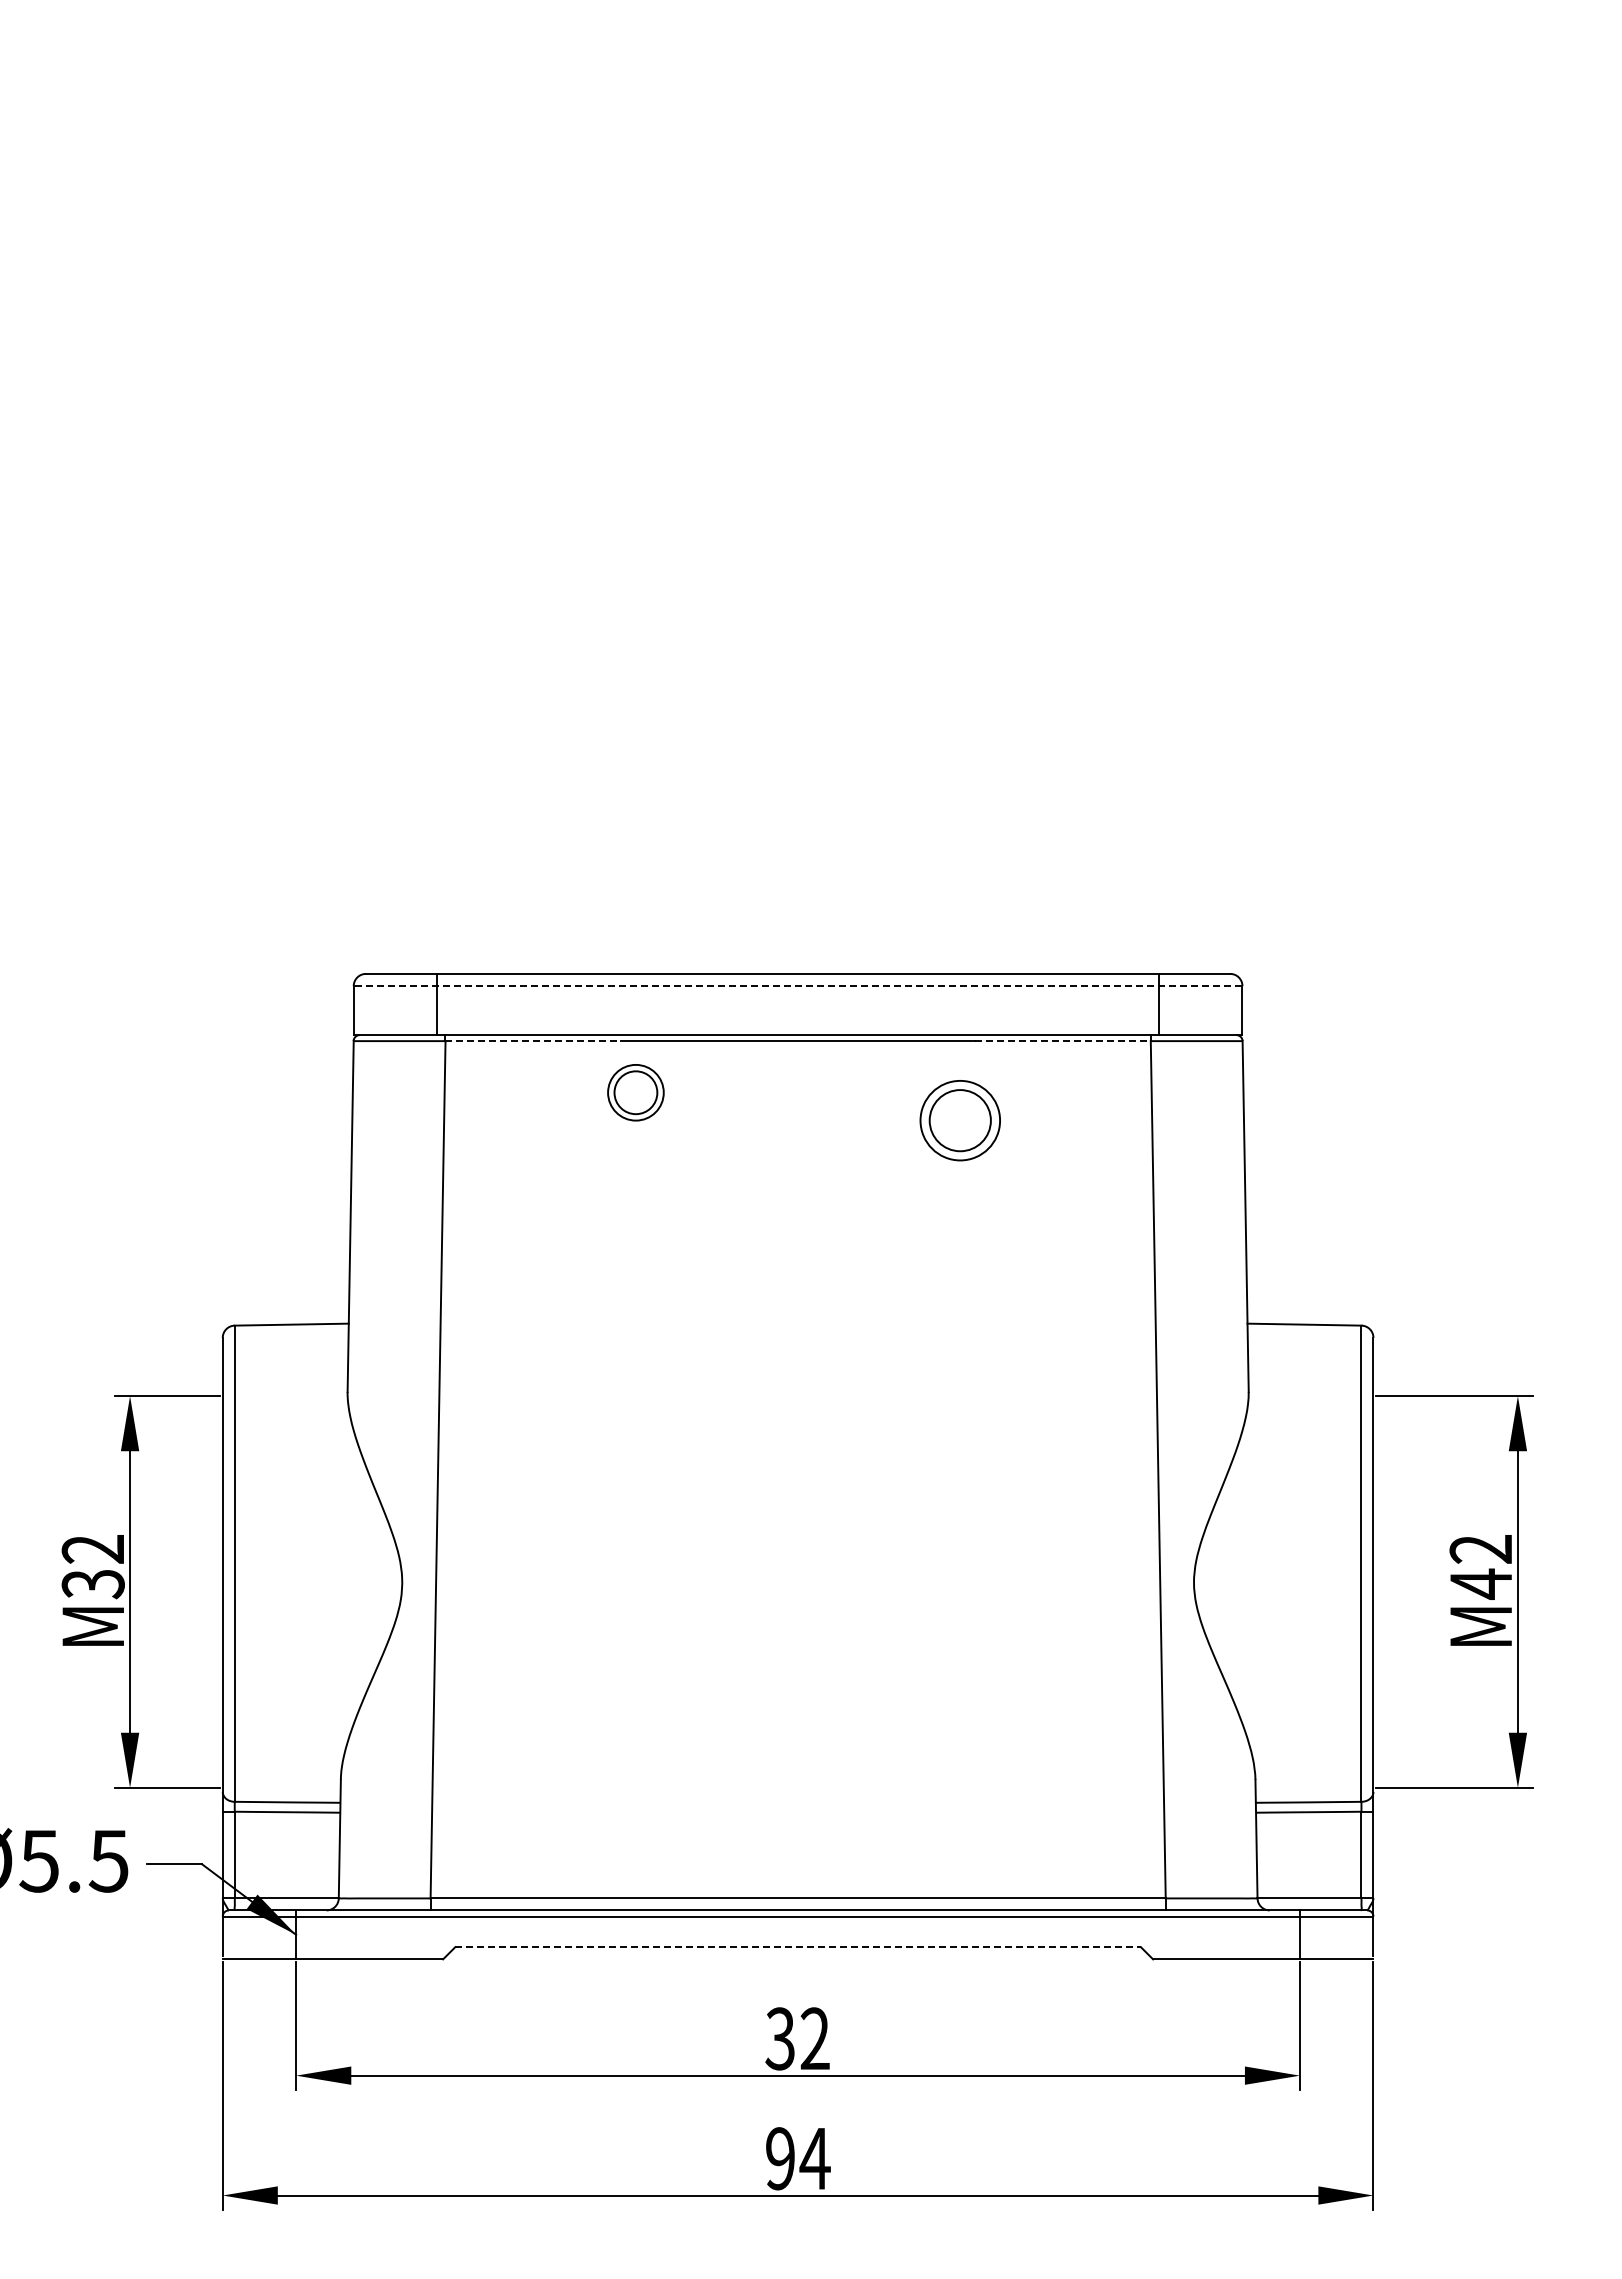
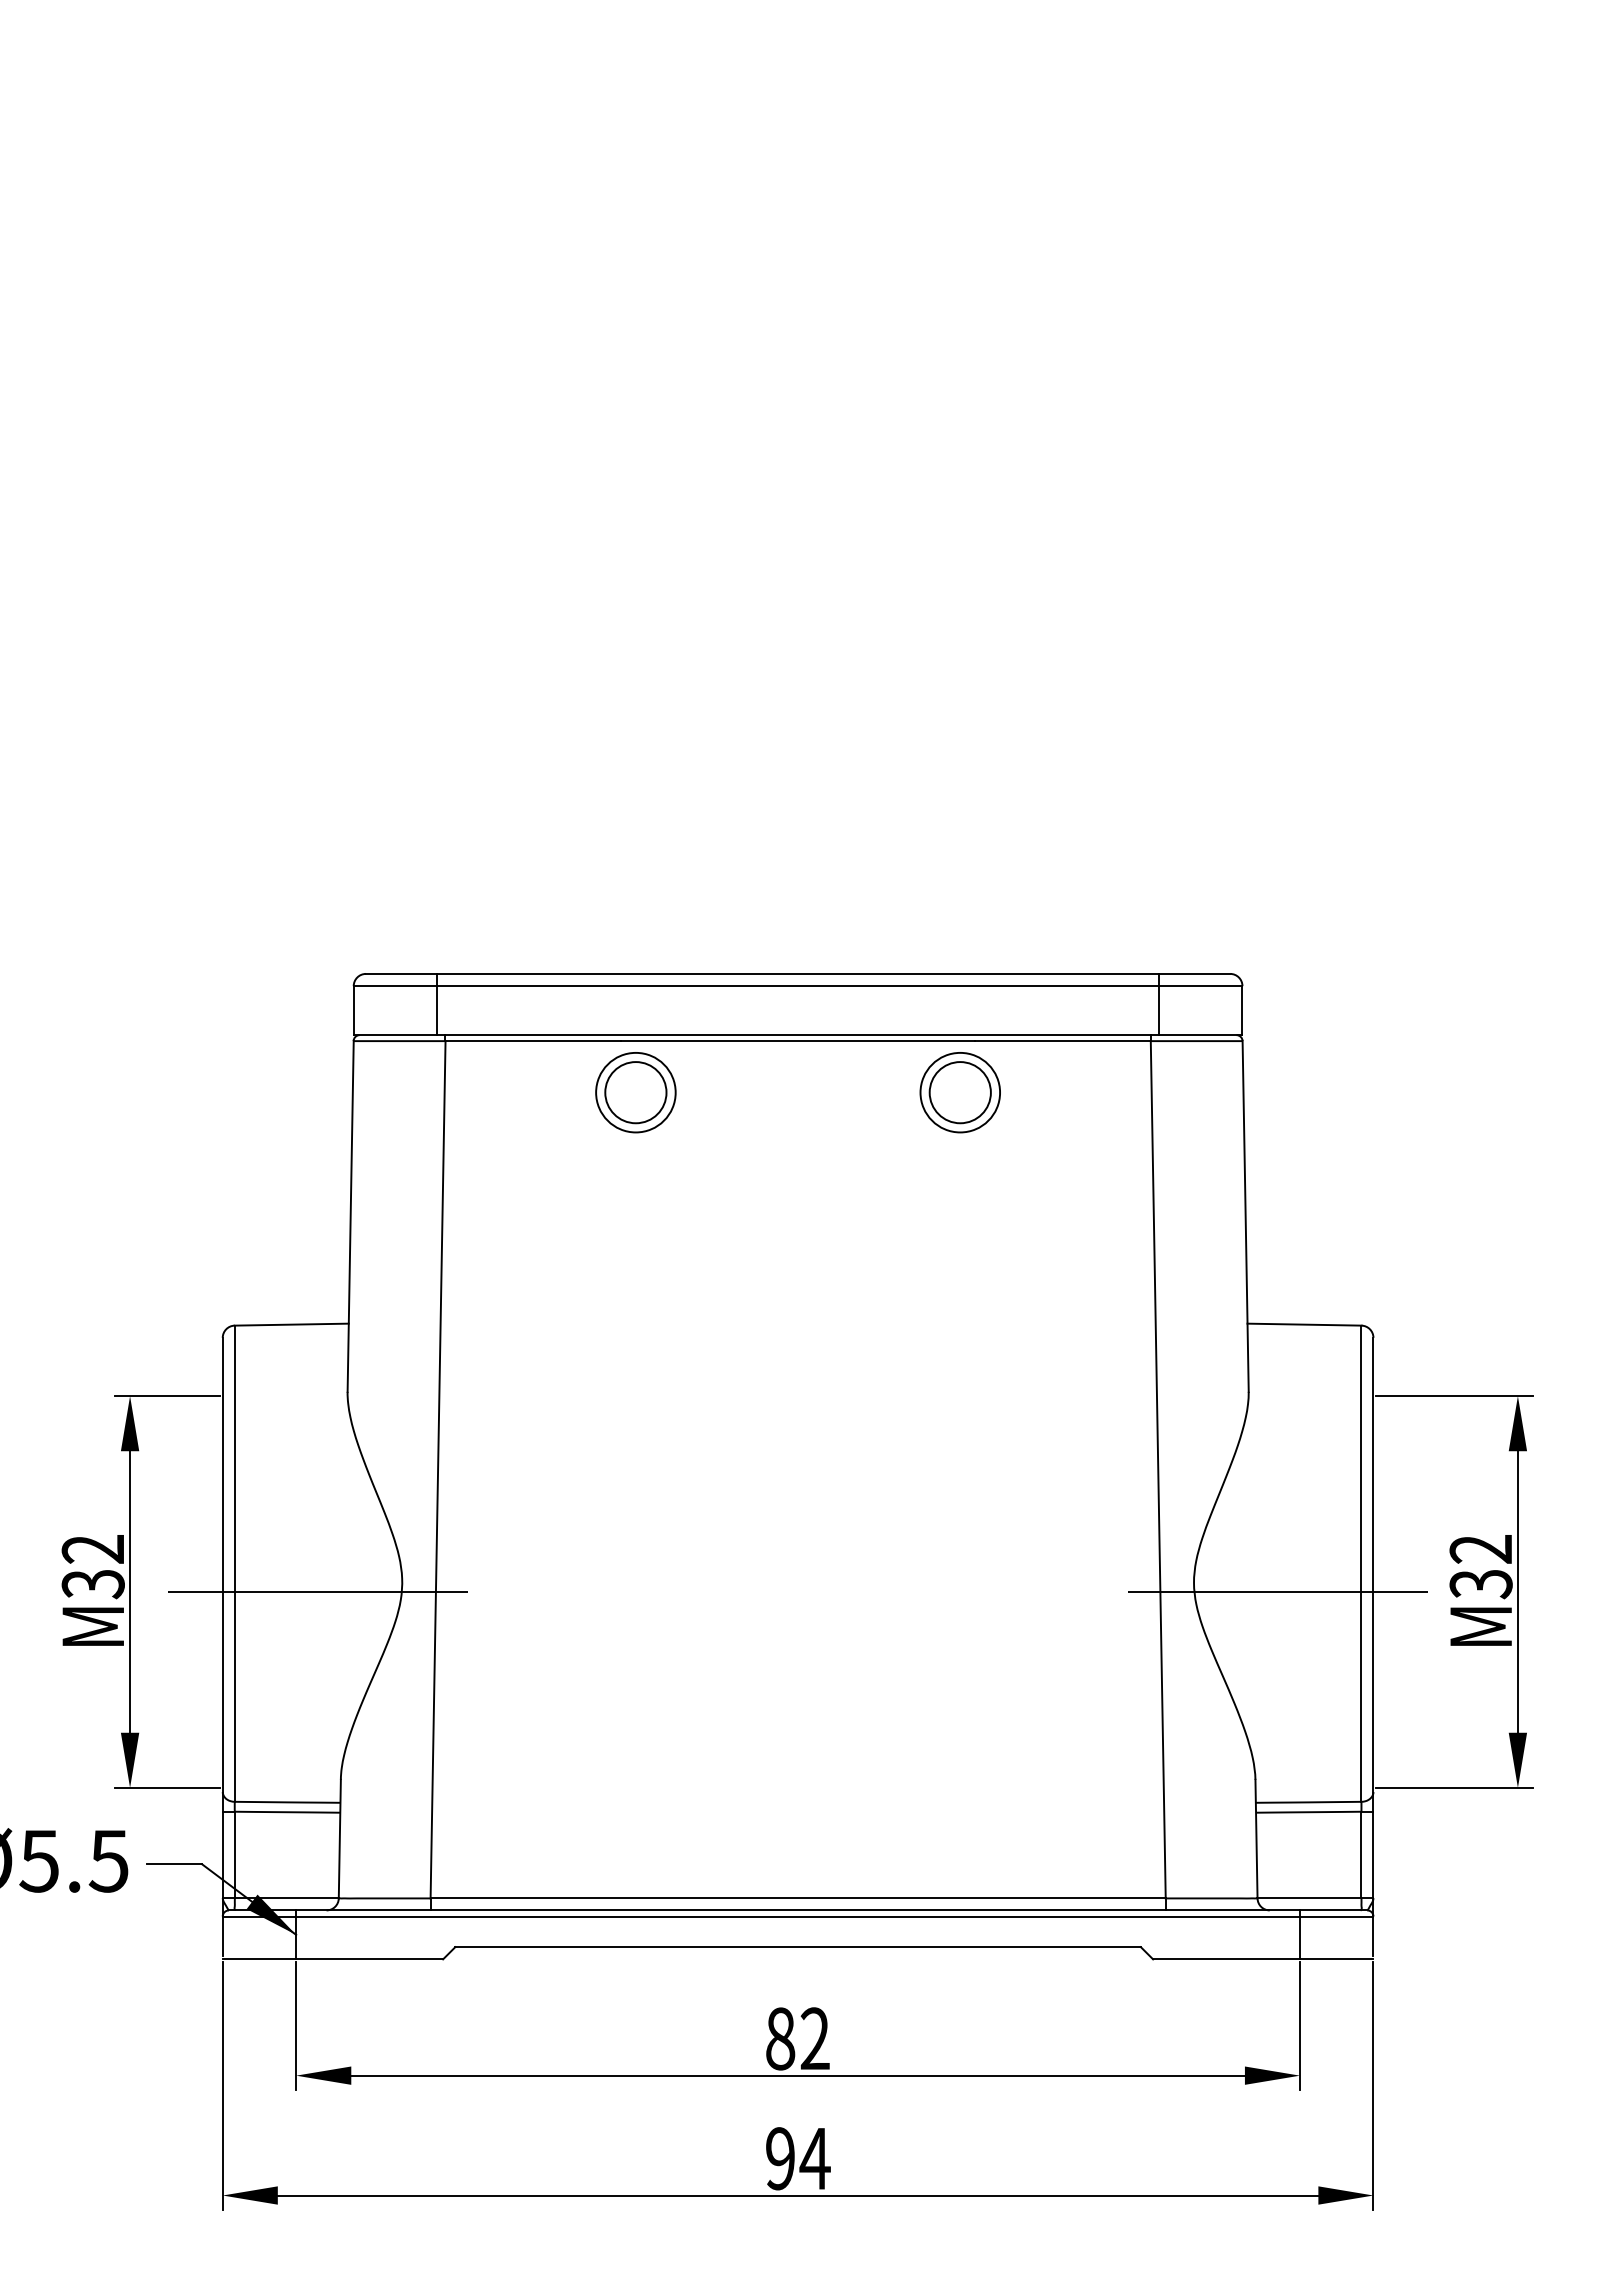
line: dashed -> solid (797, 986)
line: dashed -> solid (533, 1041)
line: dashed -> solid (1063, 1041)
part size: 58x58 px -> 82x82 px (635, 1092)
part position: (959, 1120) -> (959, 1092) (959, 1092)
text: M42 -> M32 (1480, 1583)
line: none -> present (317, 1592)
line: none -> present (1277, 1592)
line: dashed -> solid (798, 1947)
text: 32 -> 82 (780, 2038)
